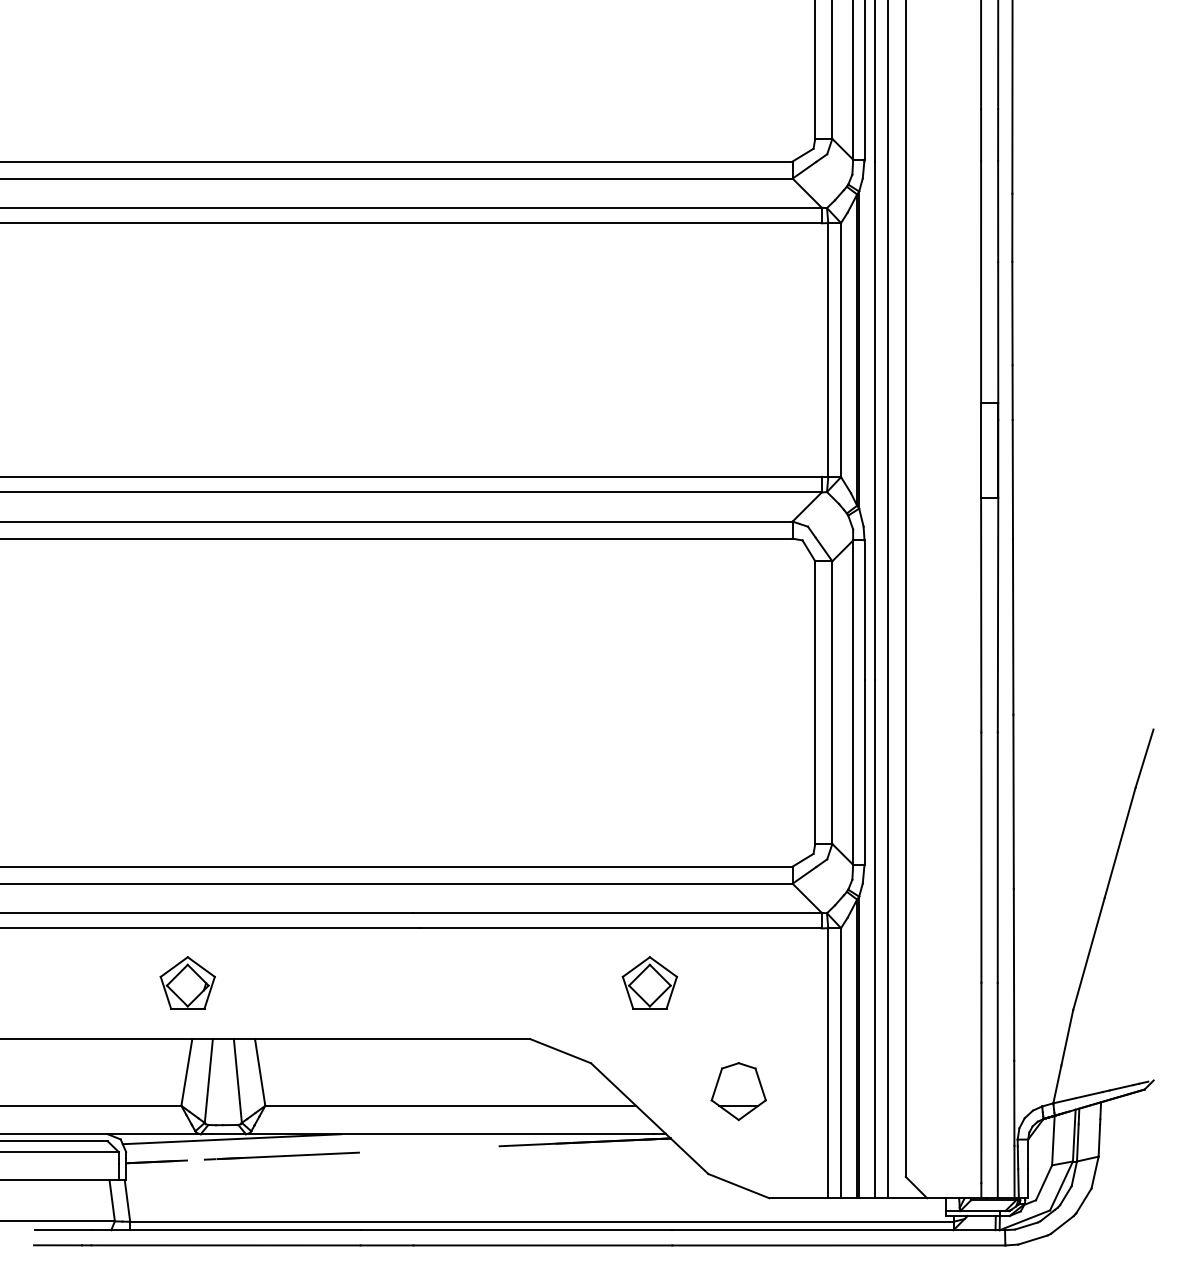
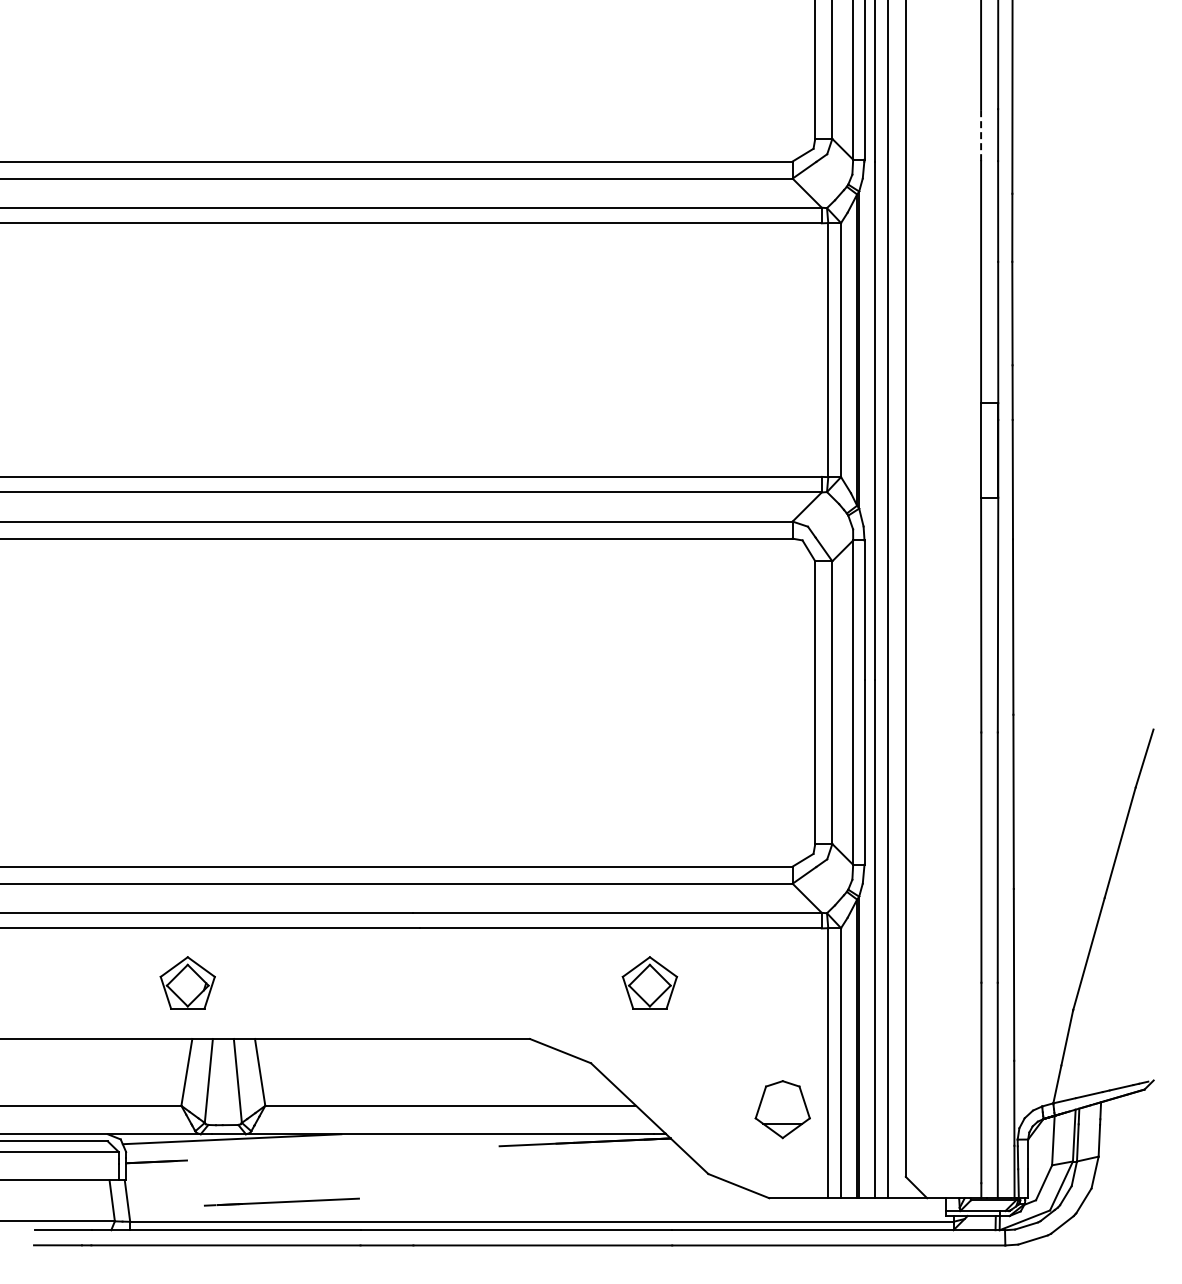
line: solid -> dashed (981, 135)
part position: (738, 1091) -> (782, 1109) (782, 1109)
line position: (281, 1155) -> (281, 1201) (281, 1201)
